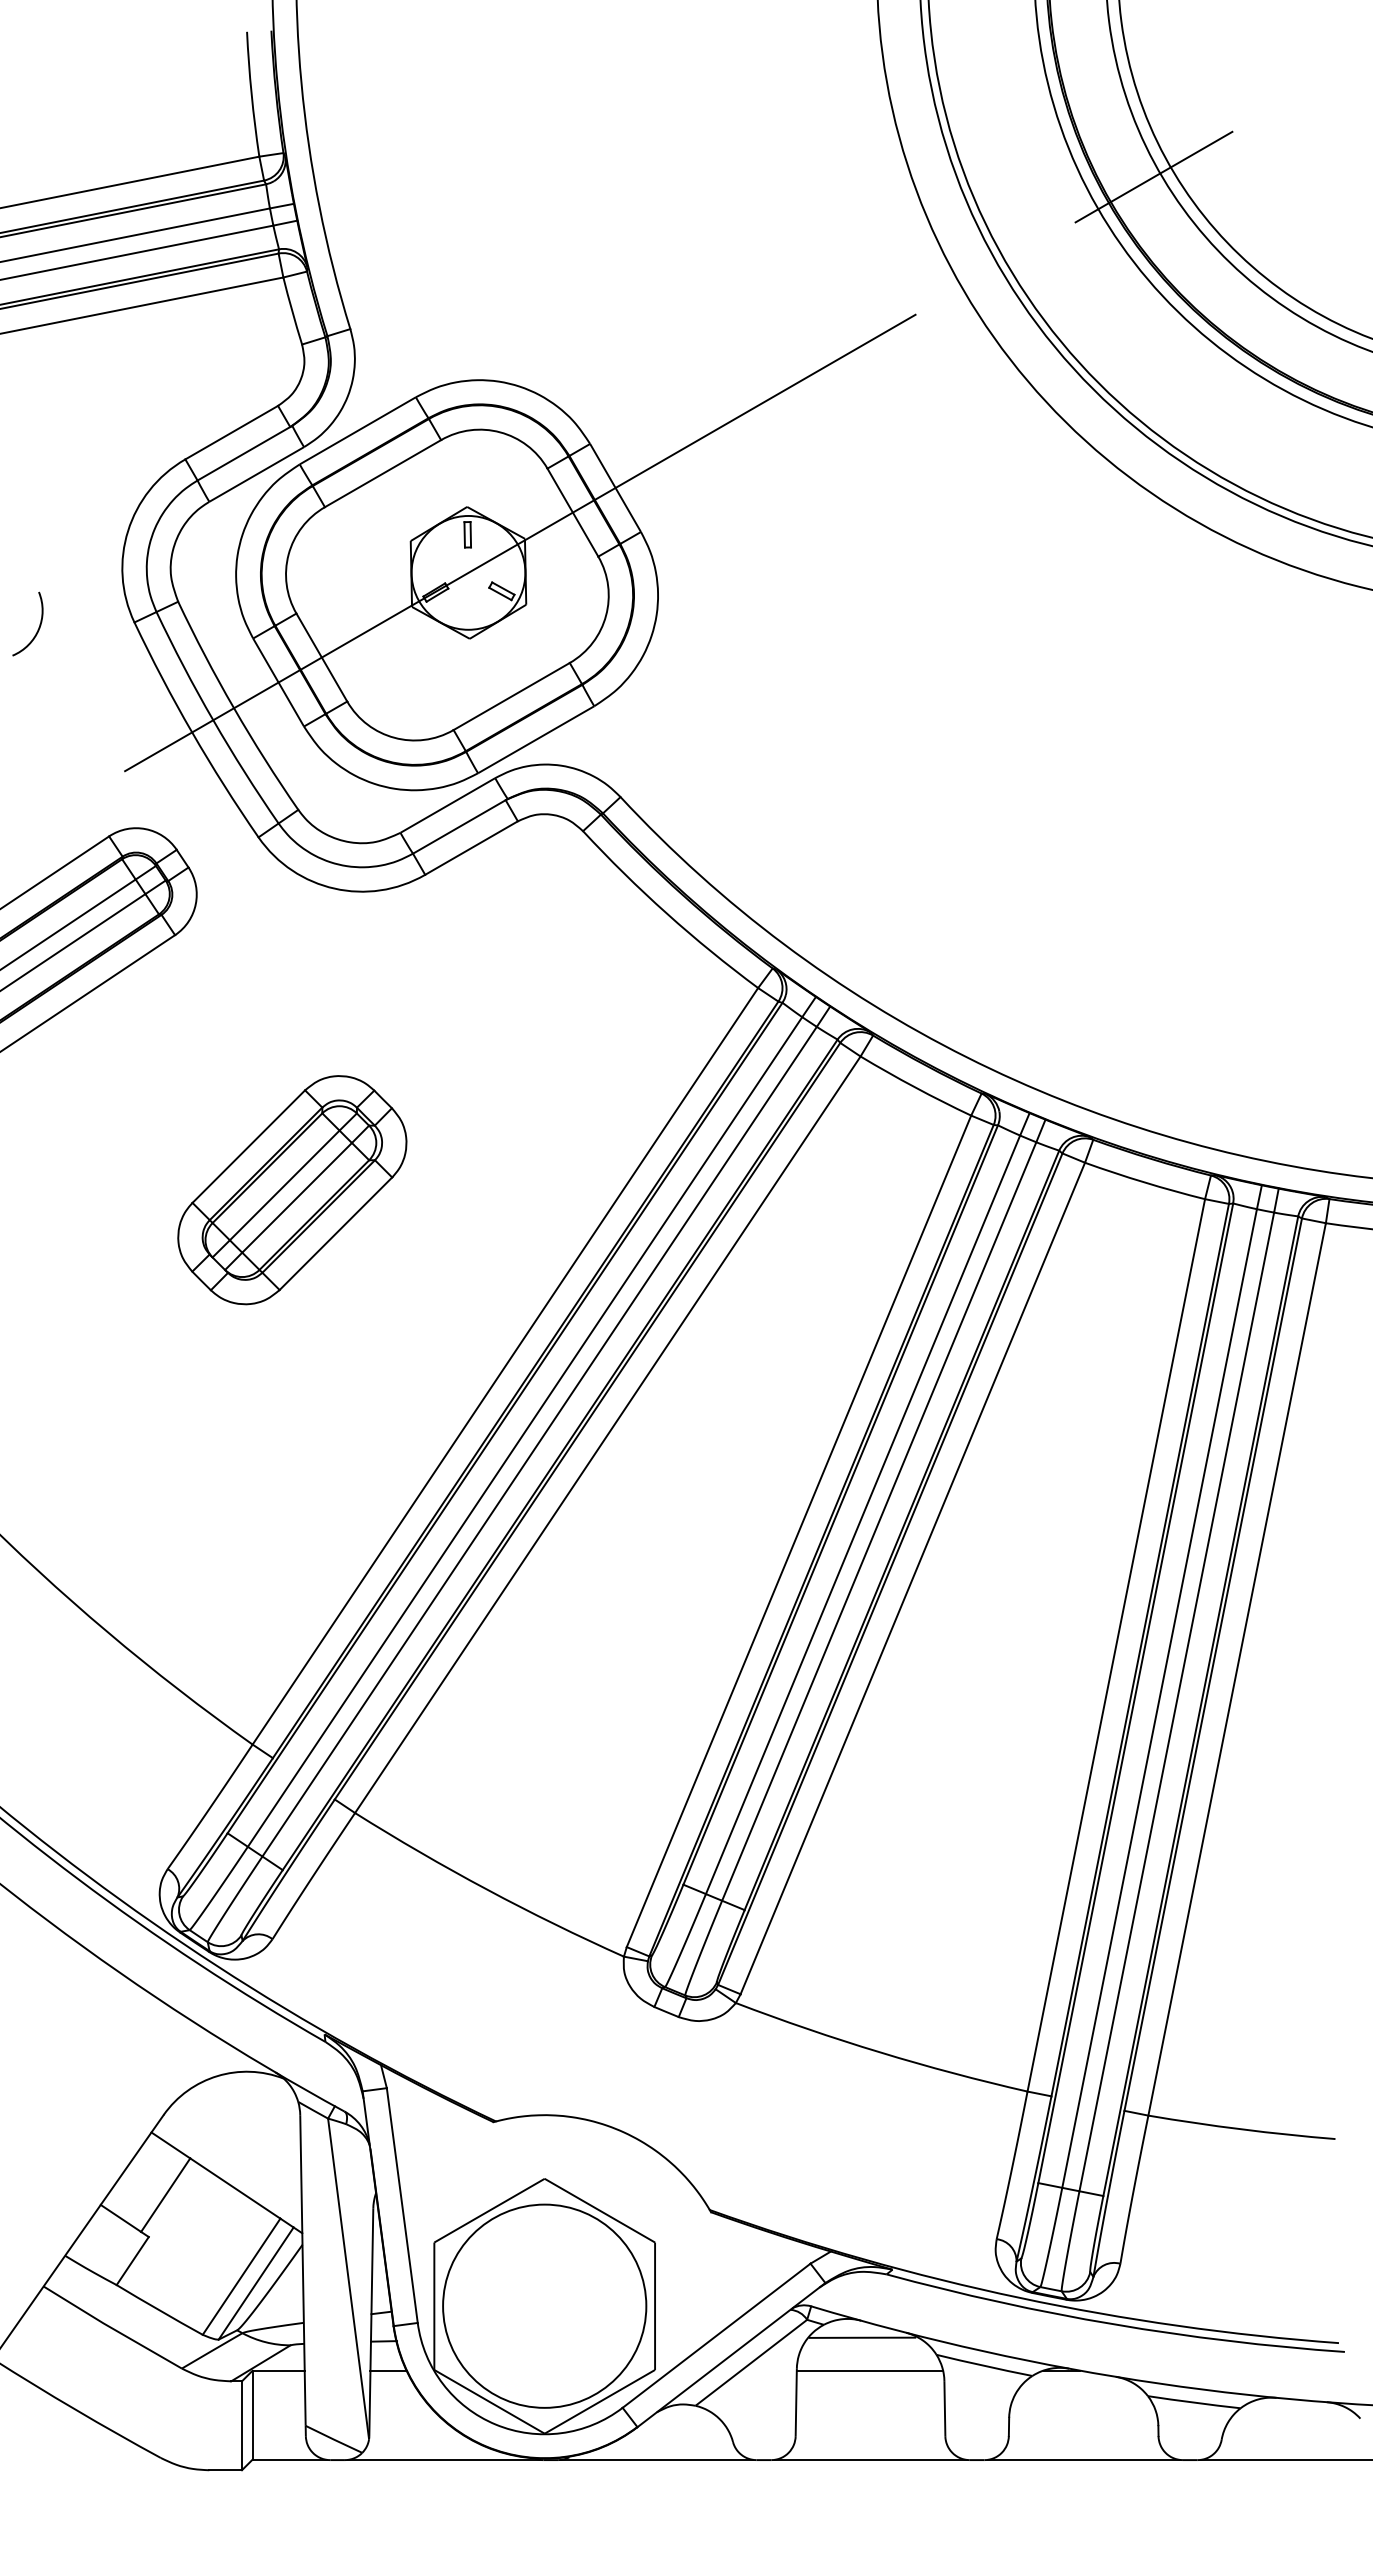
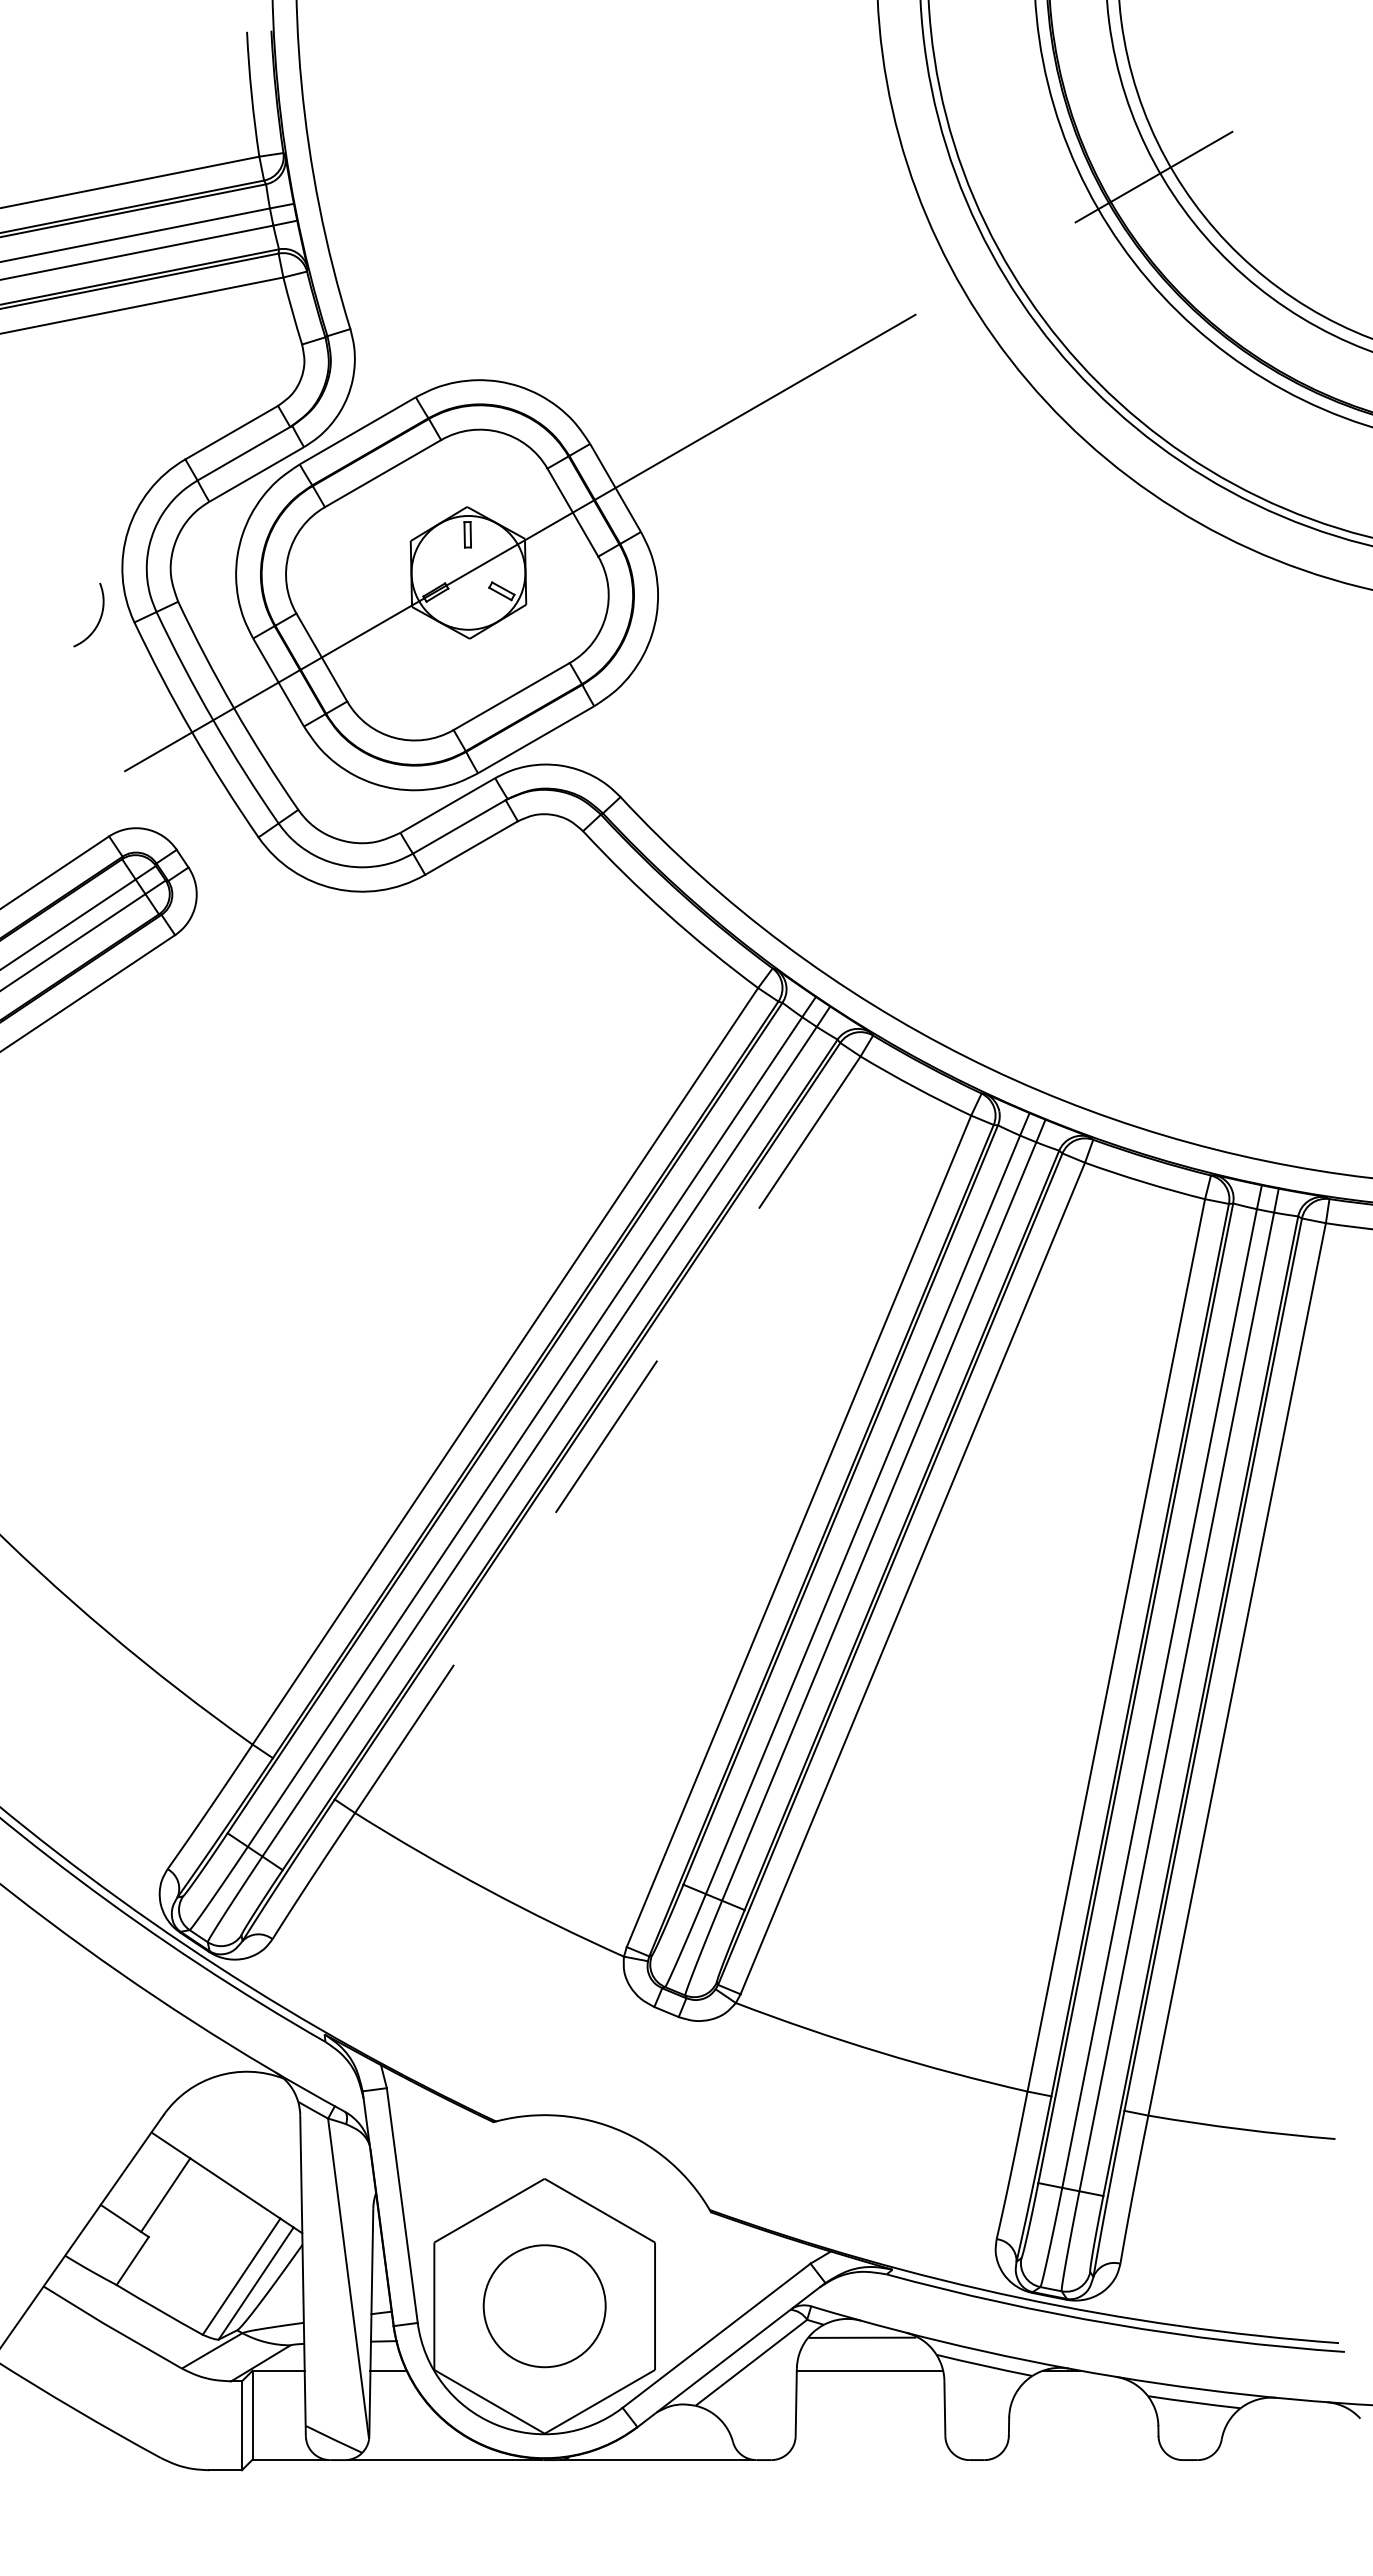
curve position: (37, 629) -> (98, 620) (98, 620)
part: present -> none (292, 1190)
line: solid -> dashed (607, 1434)
circle diameter: 203 px -> 122 px (544, 2306)
line: present -> none (870, 2459)
line: present -> none (1083, 2459)
line: present -> none (1284, 2459)
